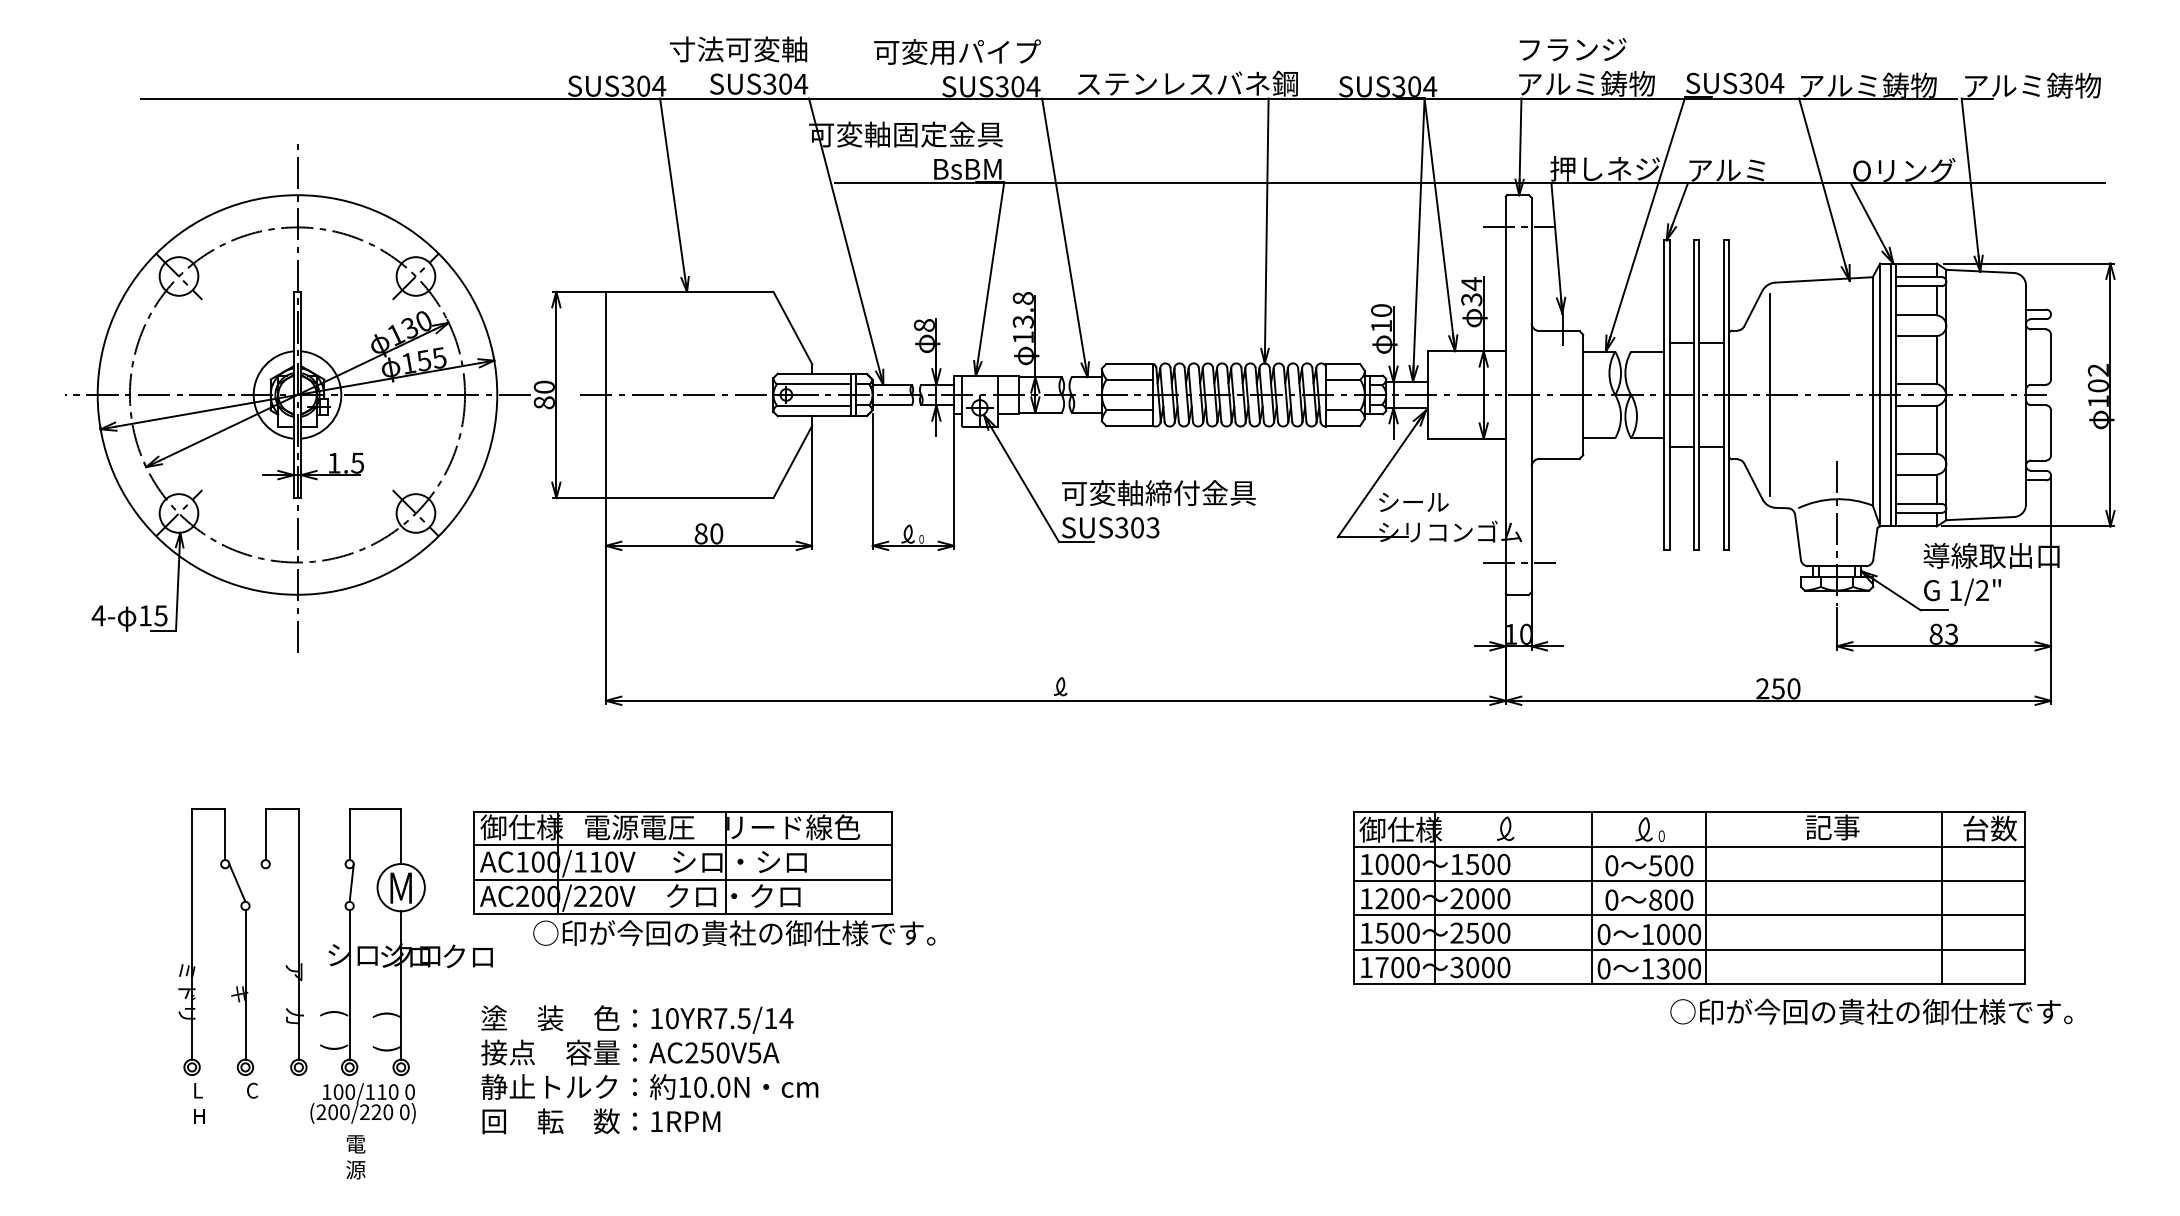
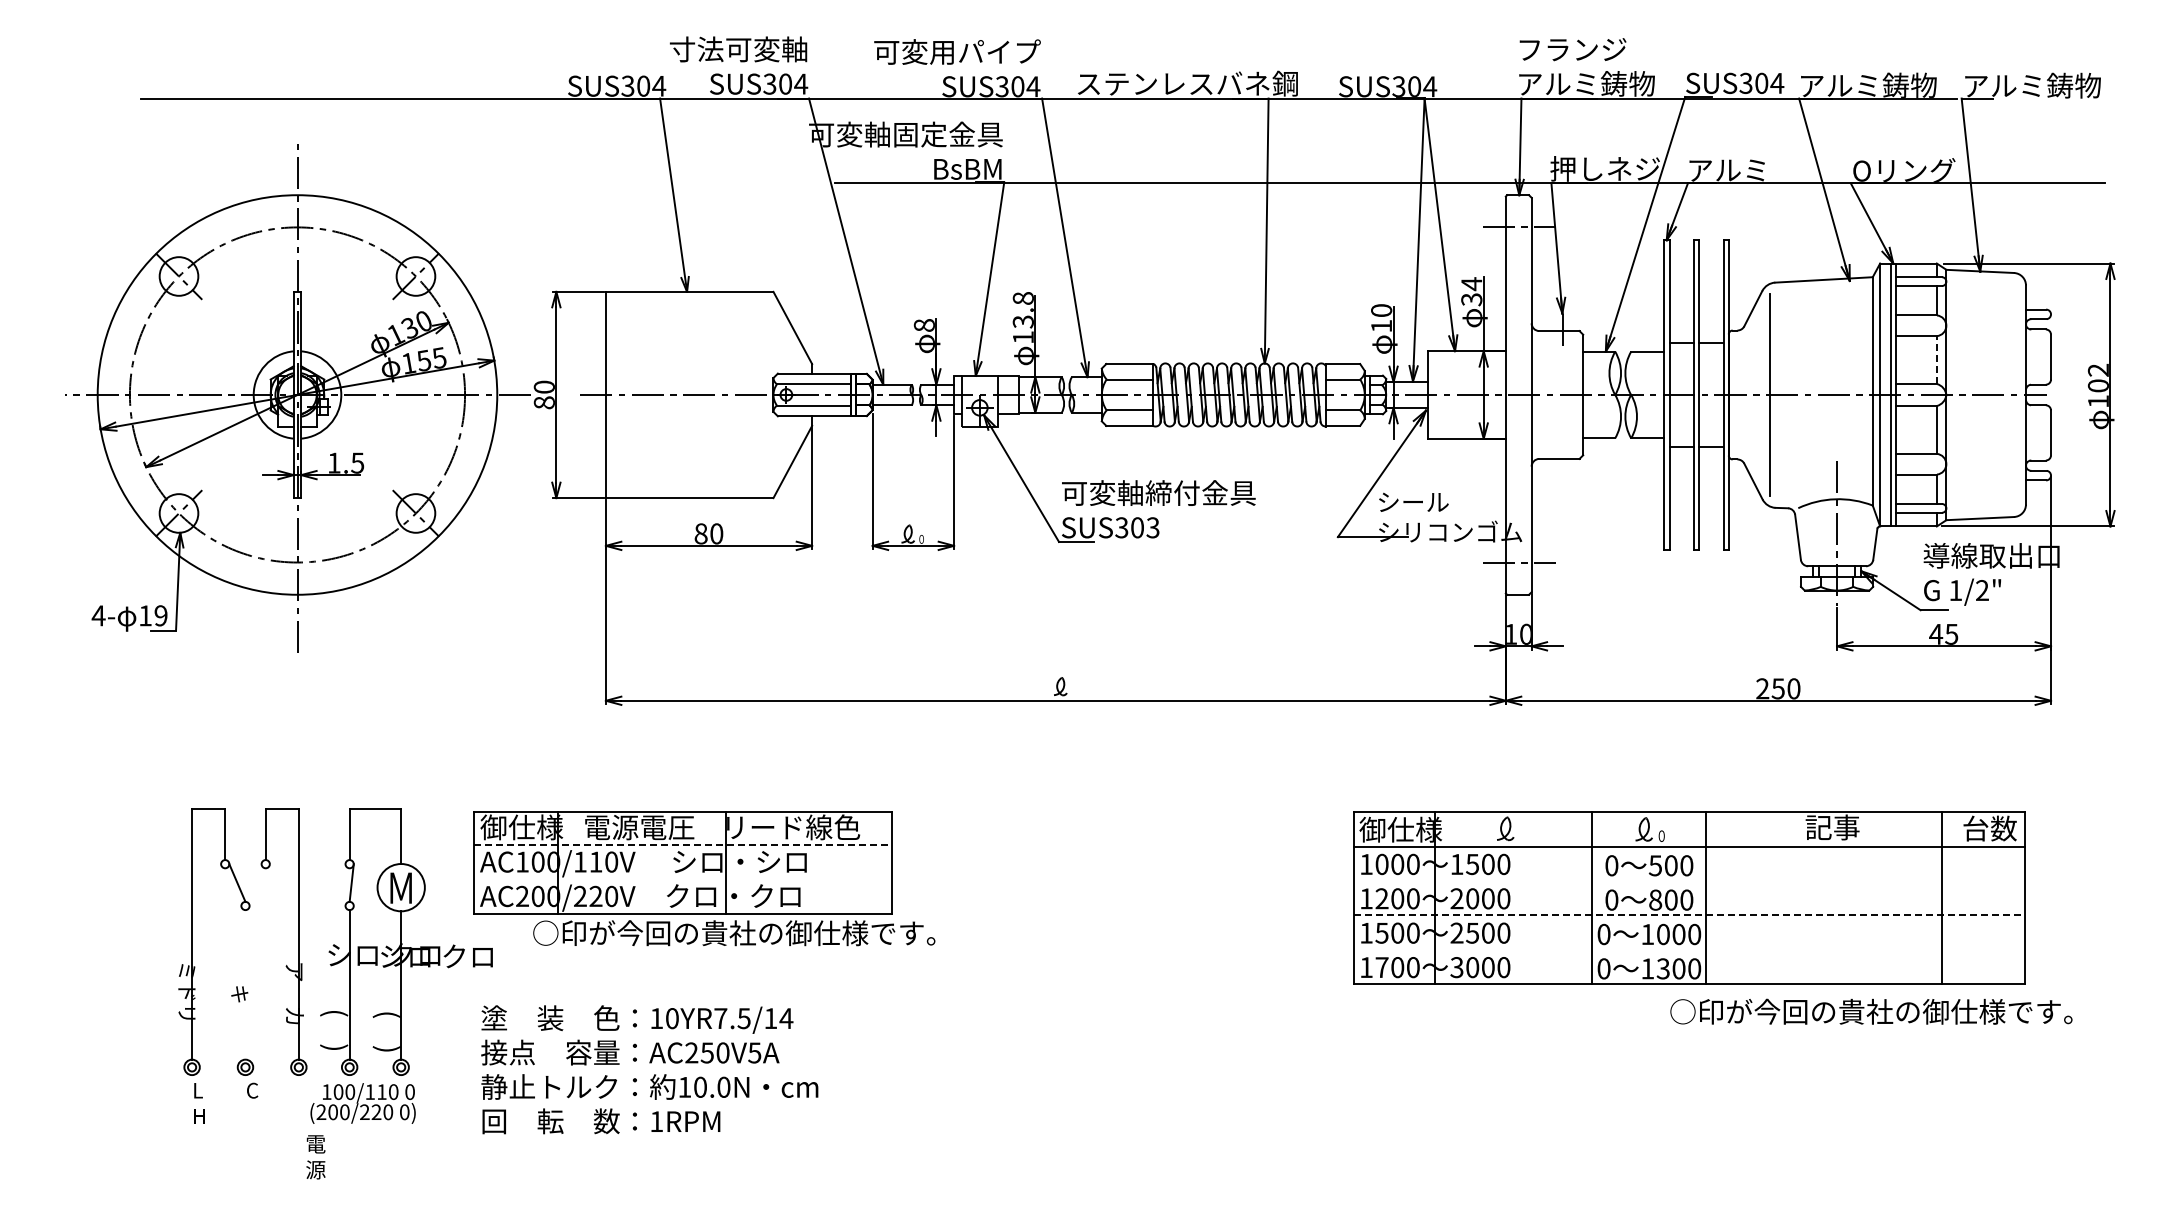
line: solid -> dashed (1936, 360)
text: 15 -> 19 (160, 615)
text: 83 -> 45 (1943, 633)
line: solid -> dashed (683, 845)
line: present -> none (682, 879)
line: present -> none (1688, 881)
line: solid -> dashed (1689, 915)
line: present -> none (1688, 949)
line: present -> none (245, 984)
text position: (355, 1157) -> (315, 1157) (315, 1157)
